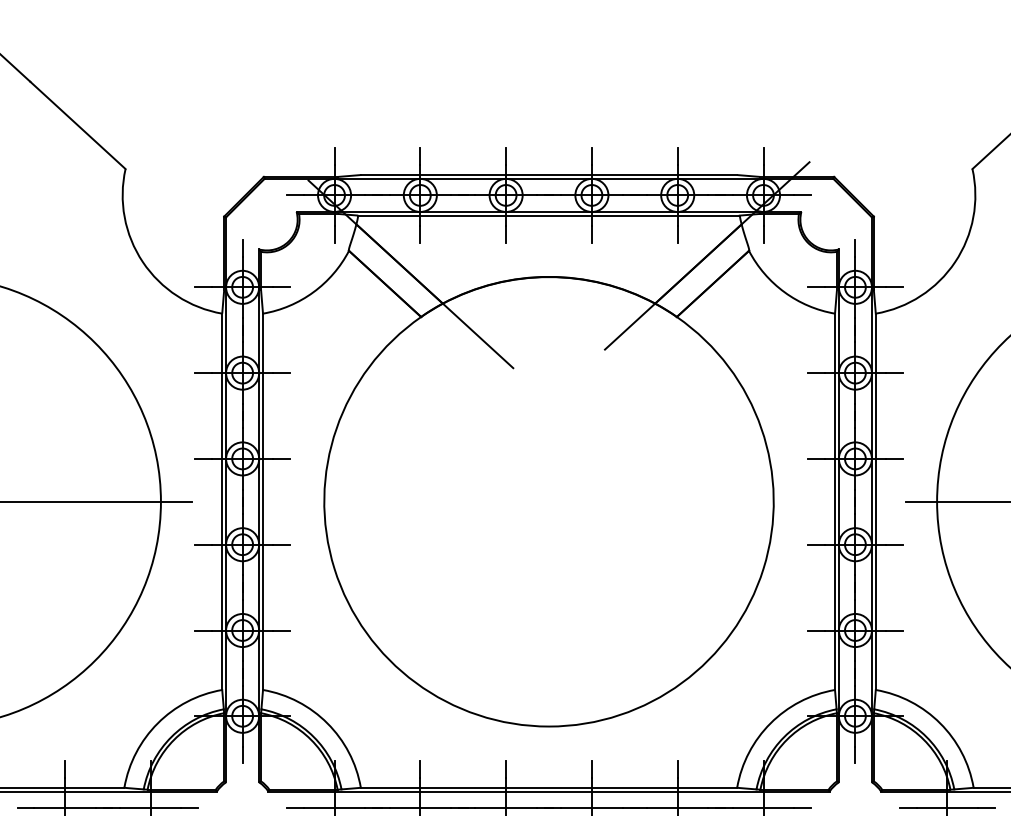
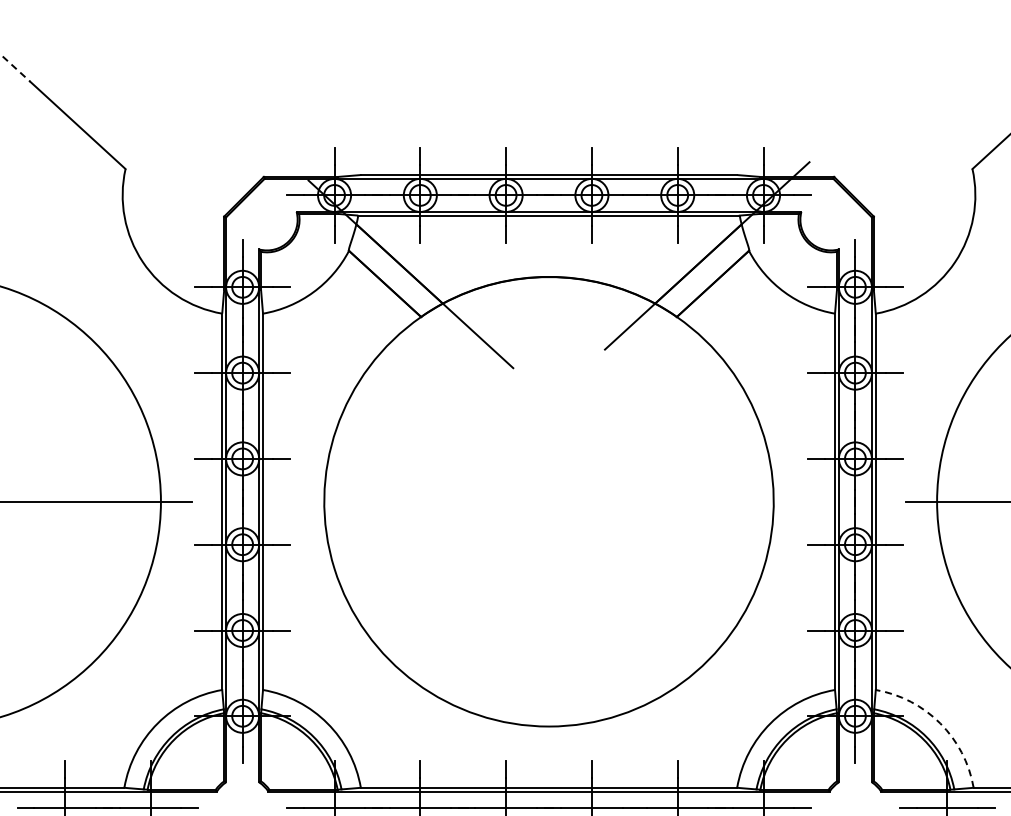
line: solid -> dashed (15, 68)
arc: solid -> dashed (940, 723)
